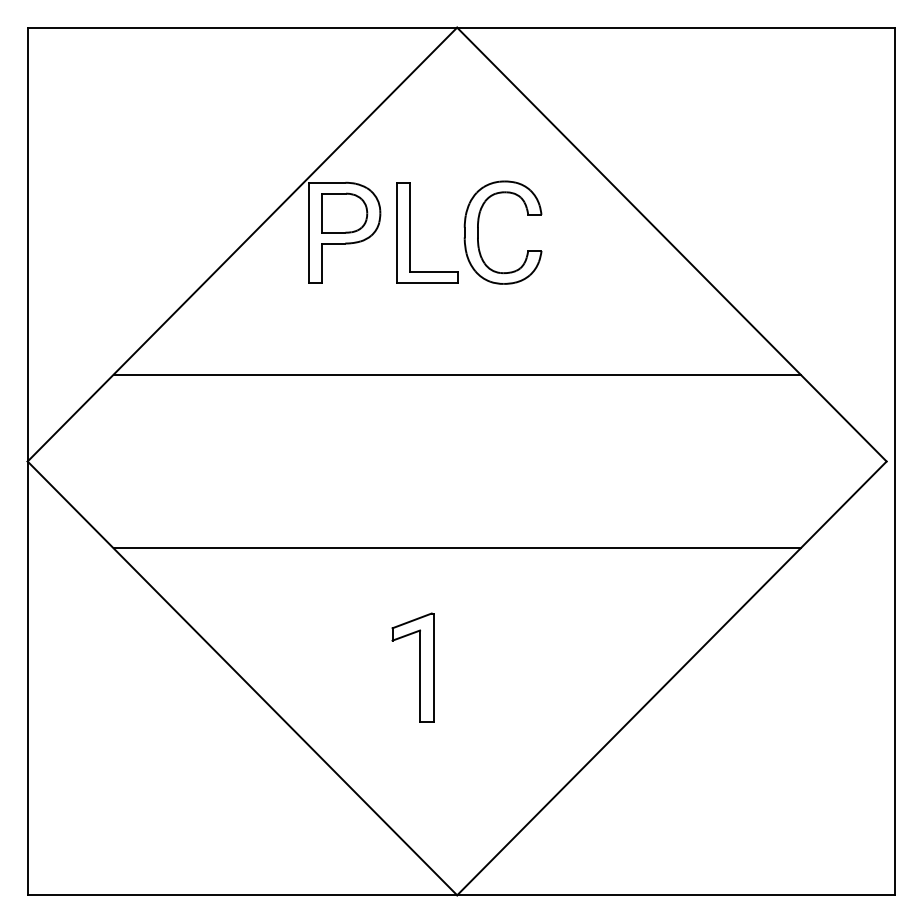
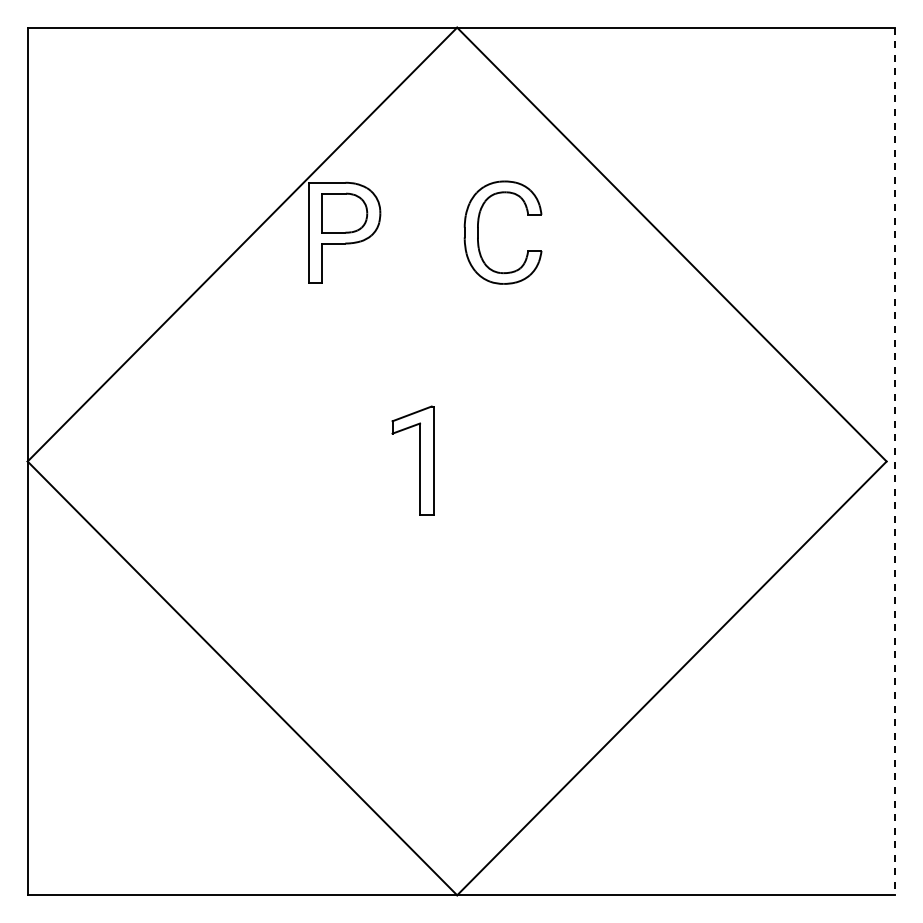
part: present -> none (410, 232)
line: present -> none (456, 374)
line: solid -> dashed (895, 461)
line: present -> none (456, 548)
part position: (419, 667) -> (419, 460) (419, 460)
